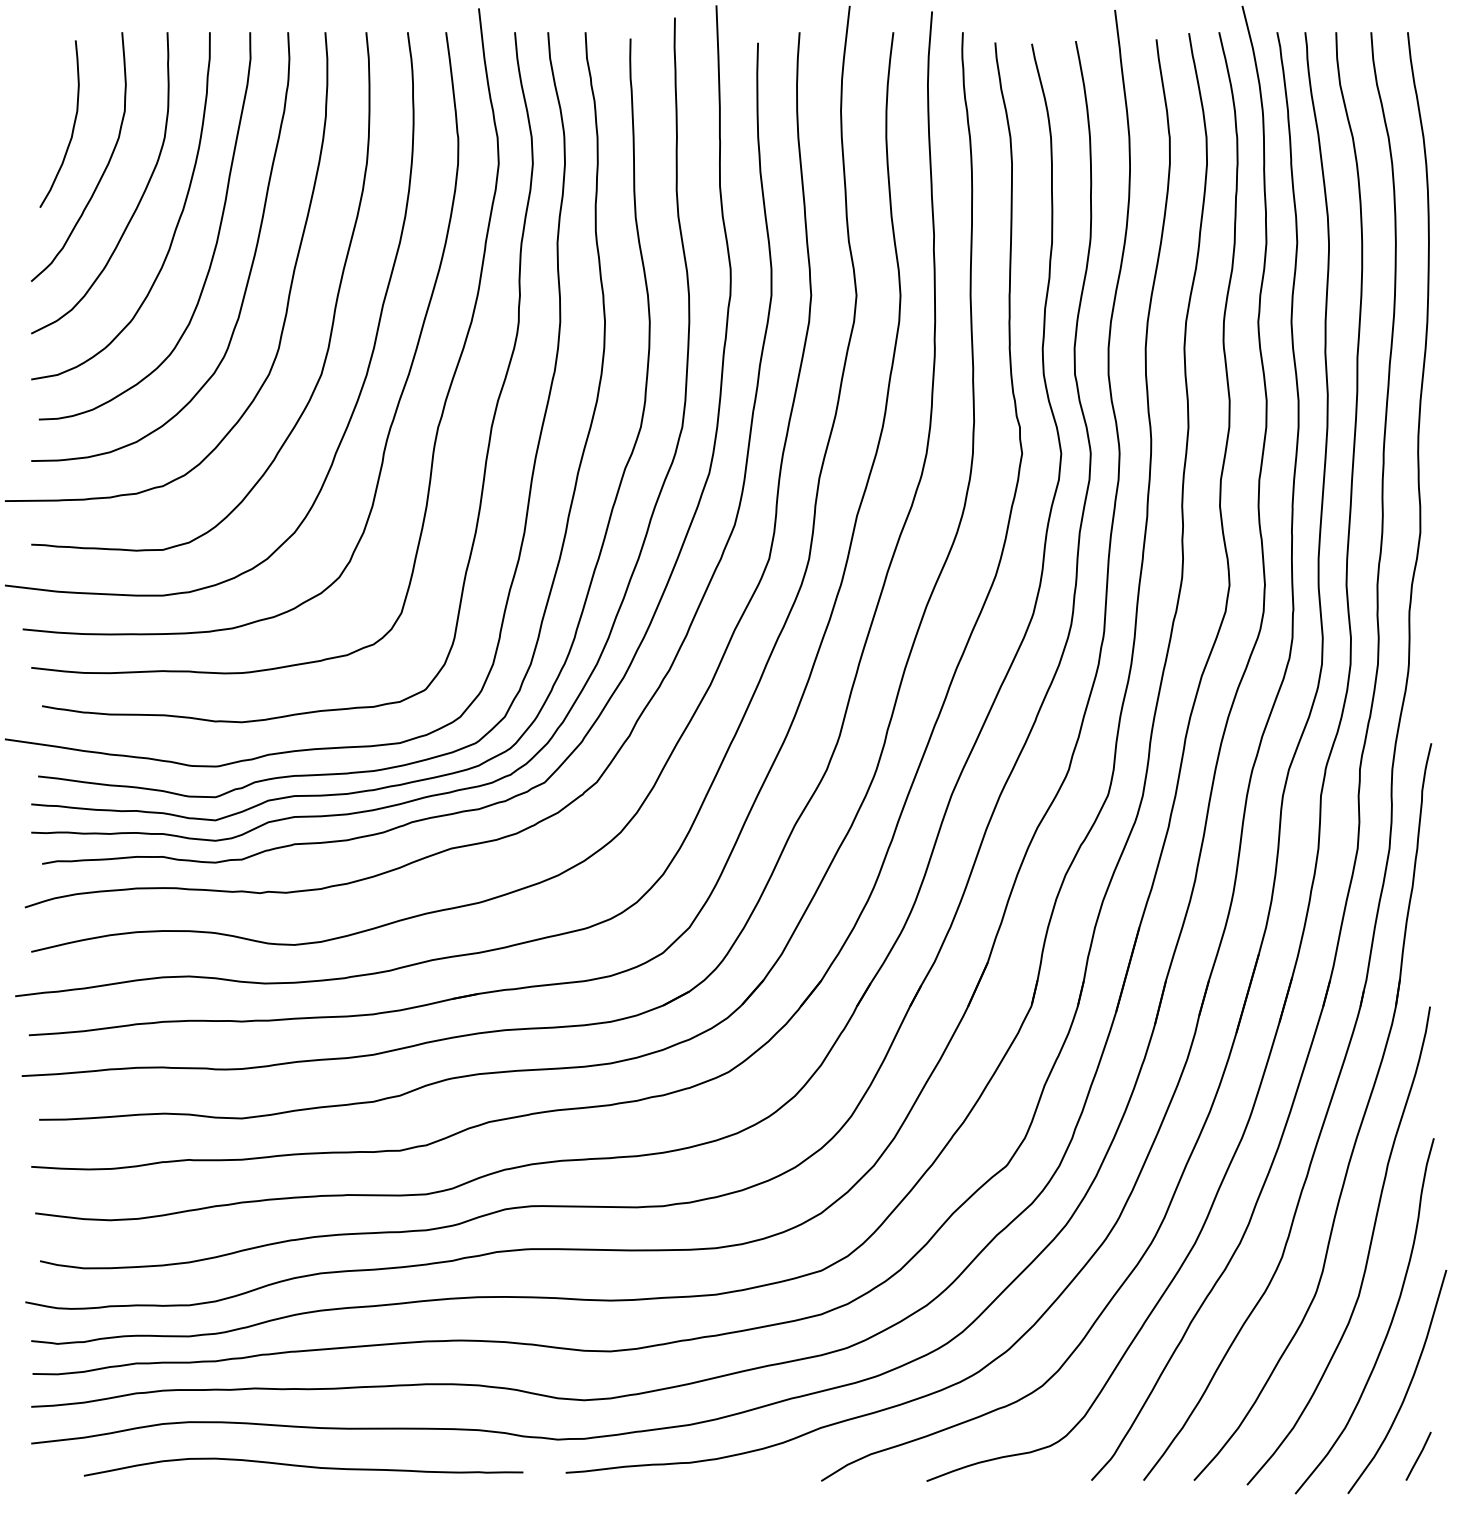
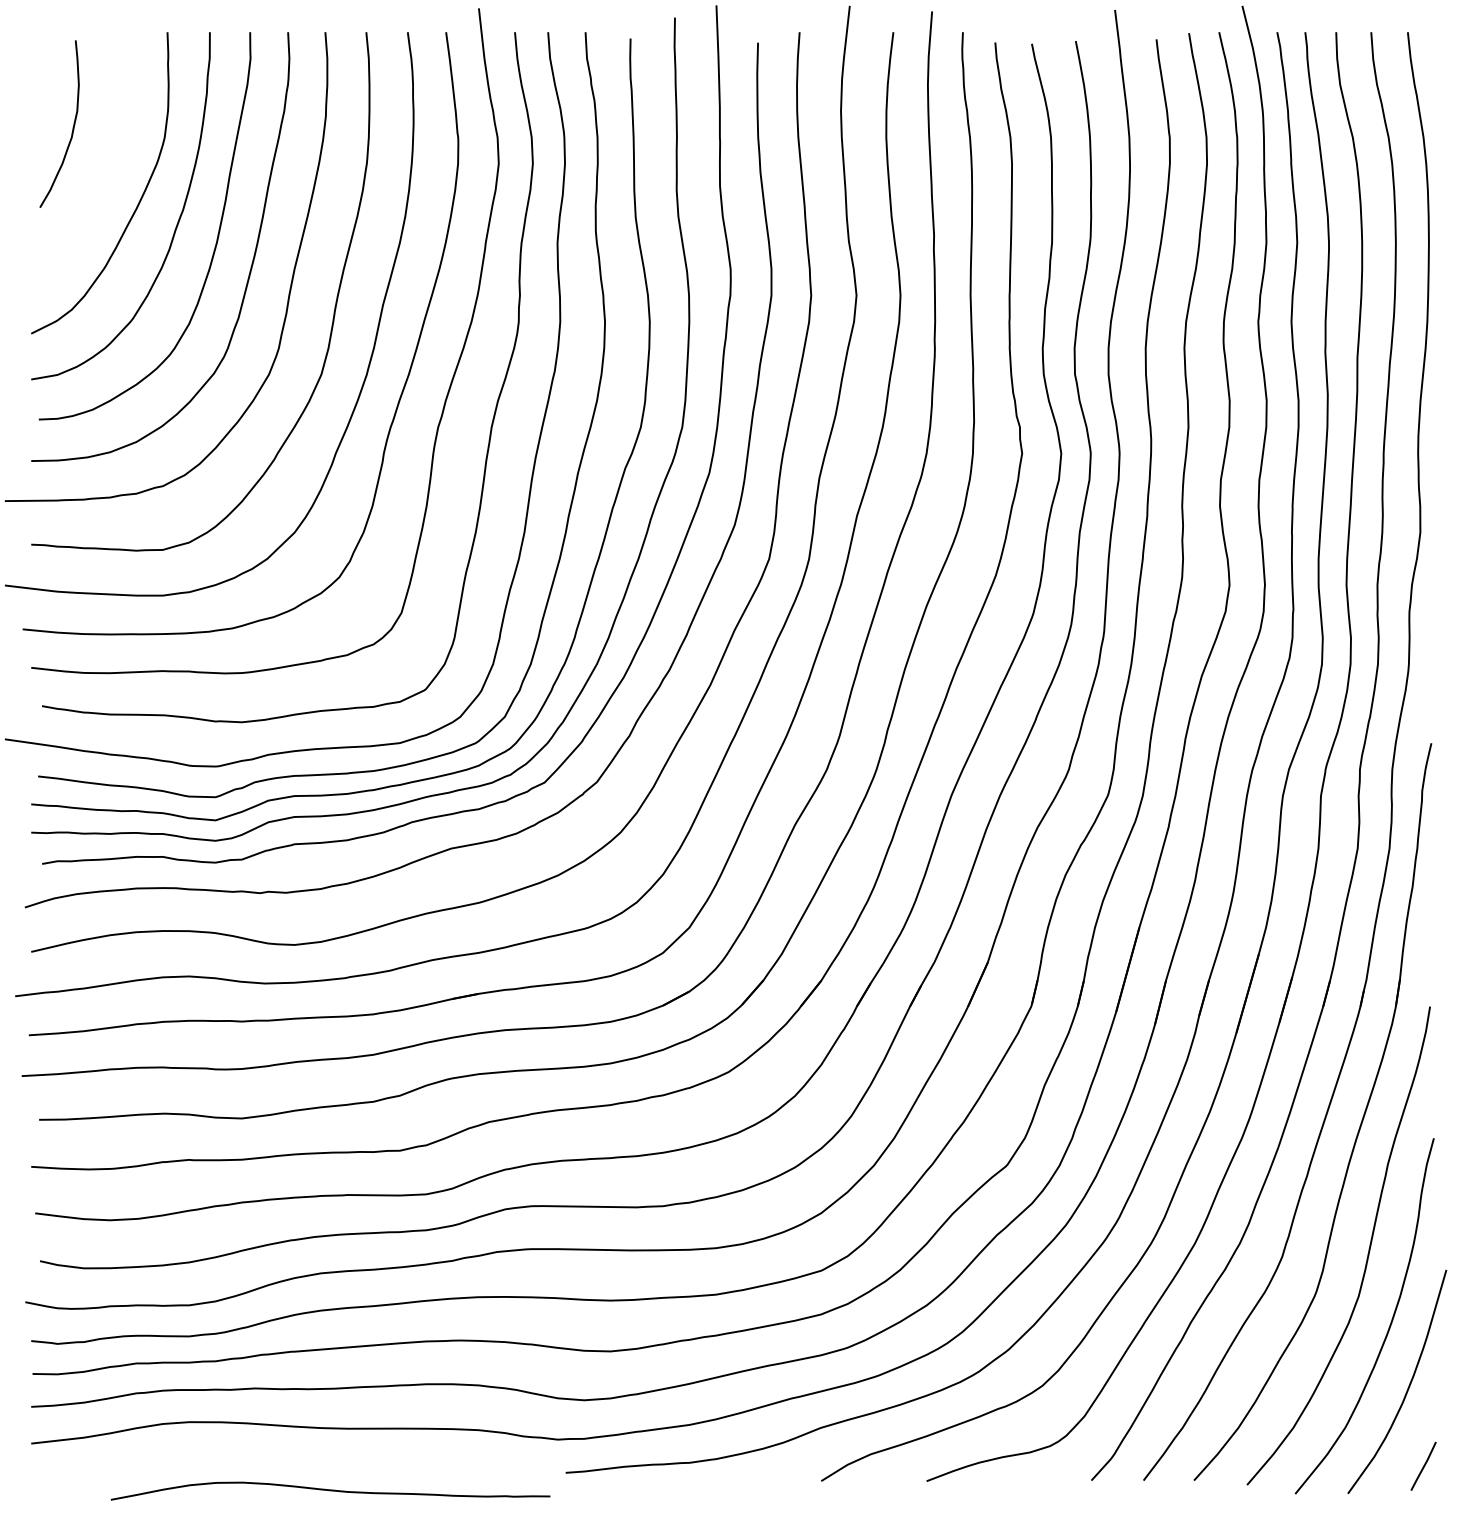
curve: present -> none (104, 169)
line position: (1418, 1455) -> (1423, 1465) (1423, 1465)
curve position: (303, 1466) -> (330, 1490) (330, 1490)
